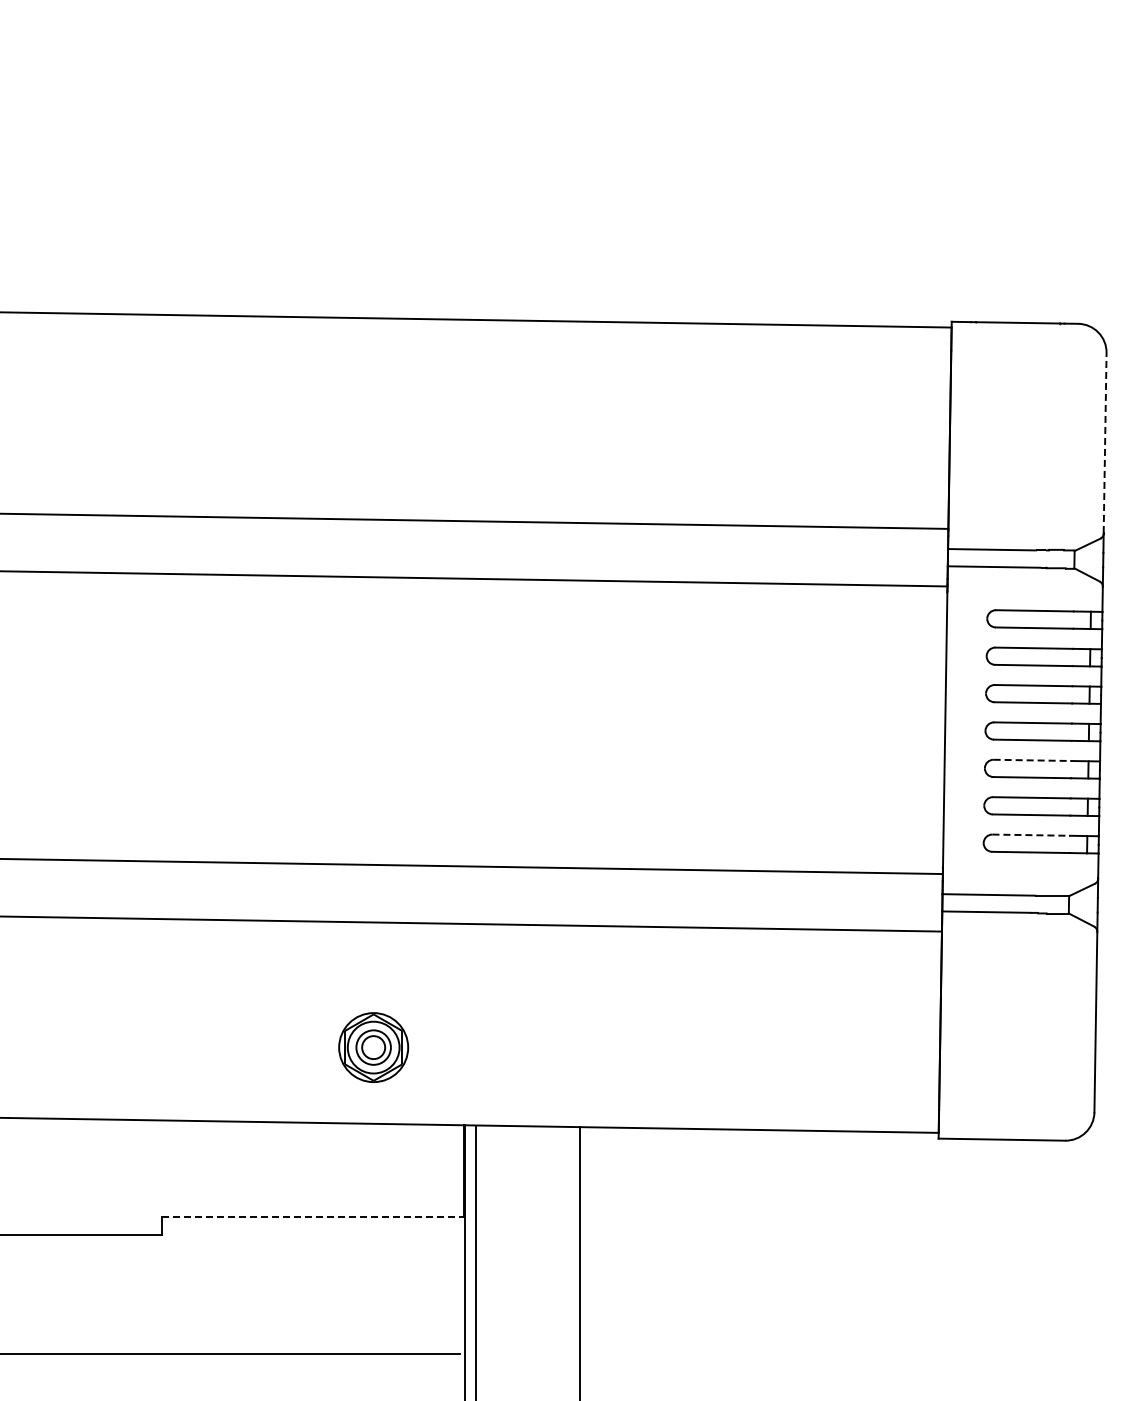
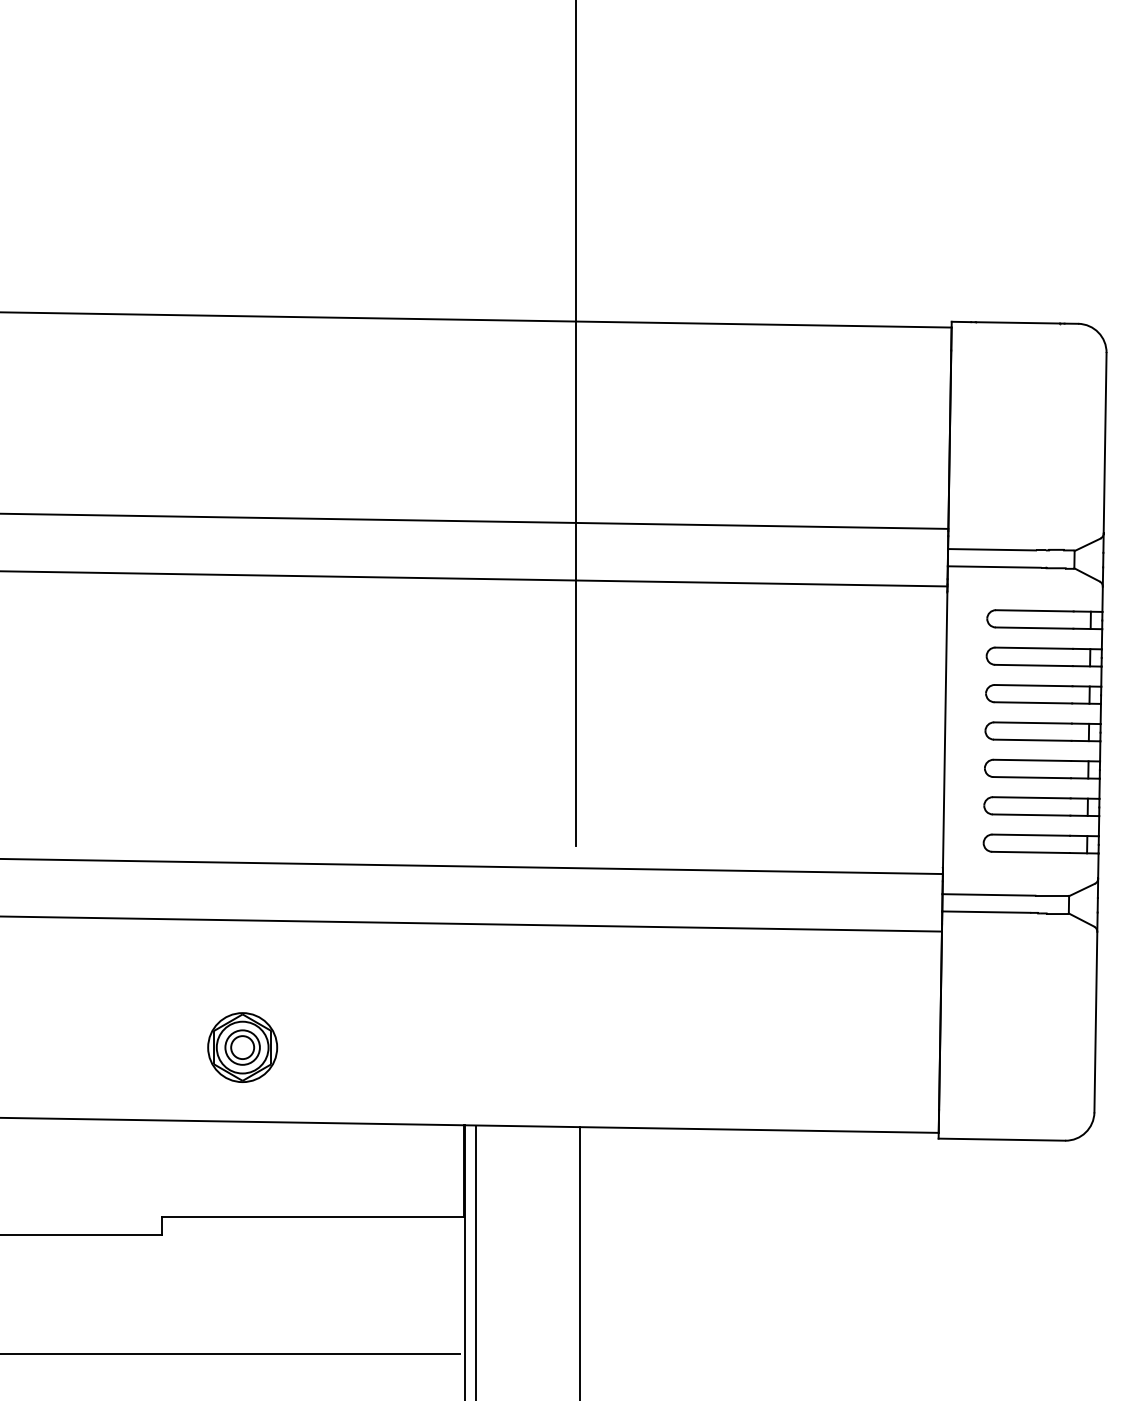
line: none -> present (576, 424)
line: dashed -> solid (1105, 442)
line: dashed -> solid (1032, 760)
line: dashed -> solid (1031, 835)
part position: (373, 1047) -> (242, 1047) (242, 1047)
line: dashed -> solid (313, 1217)
